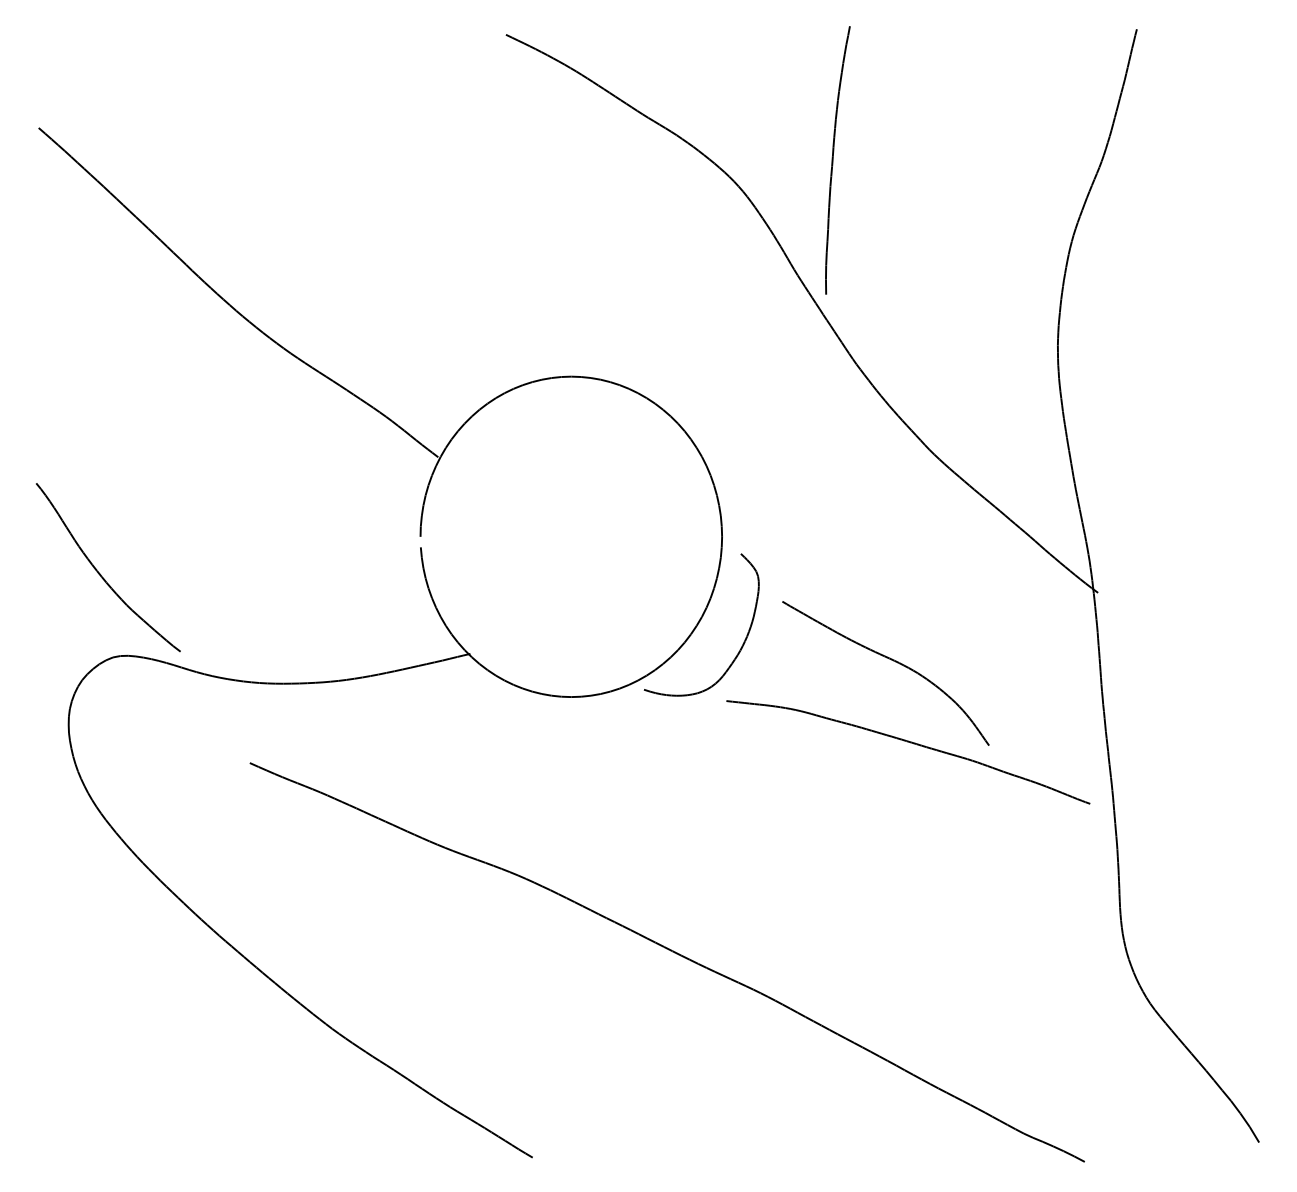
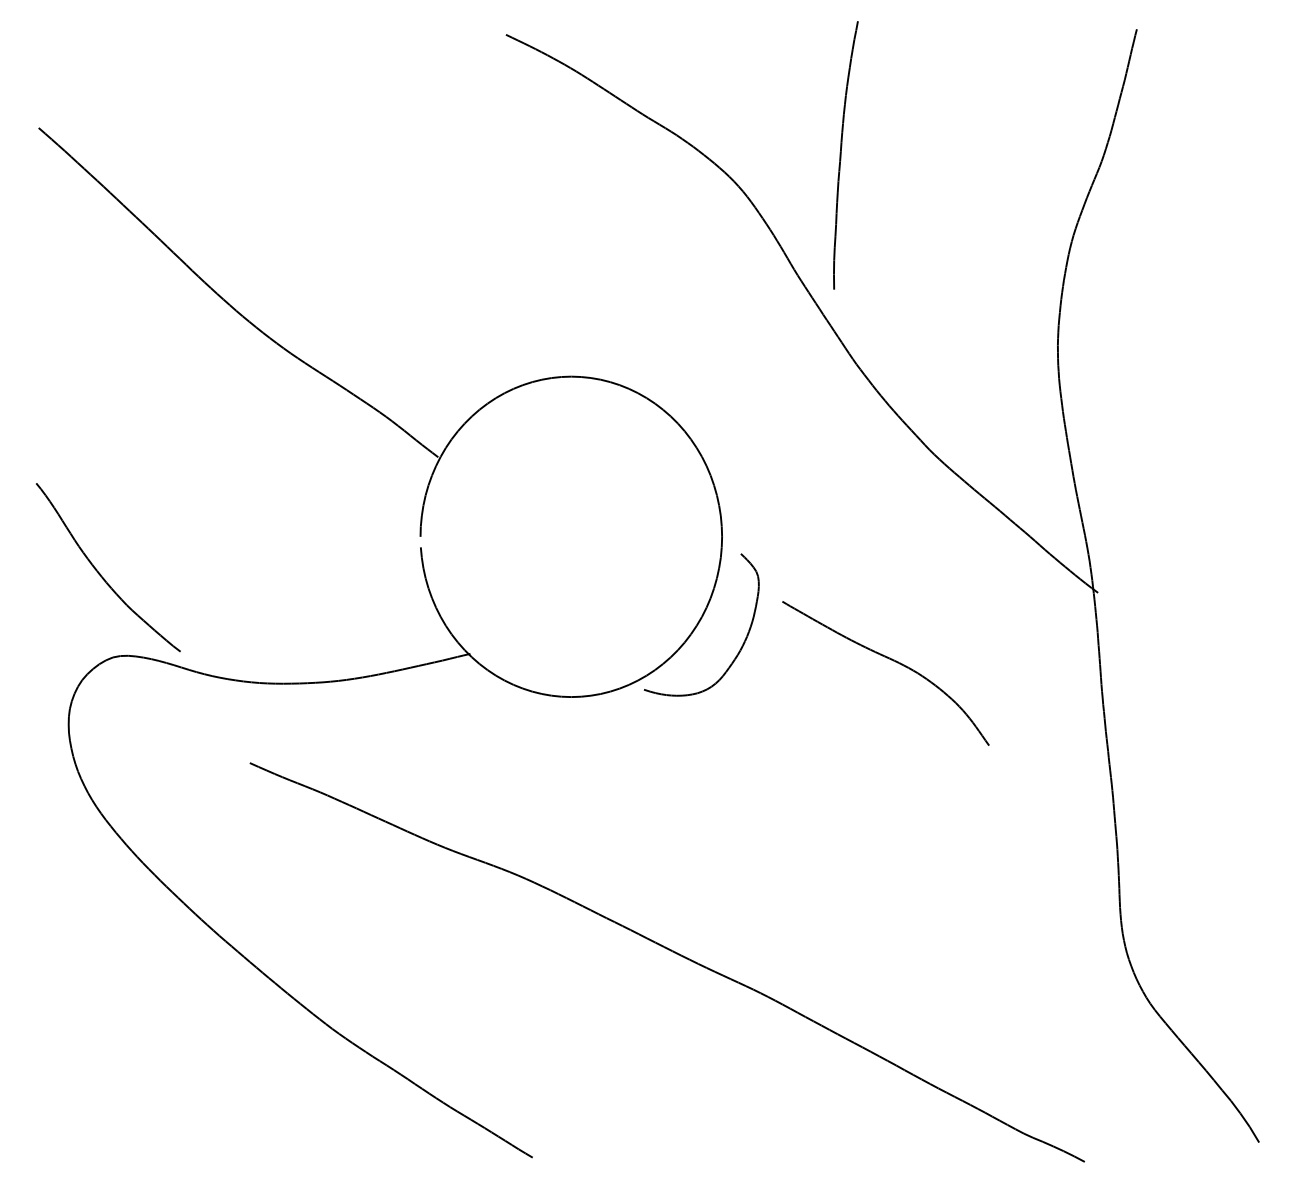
part position: (837, 160) -> (845, 155) (845, 155)
part: present -> none (910, 743)
